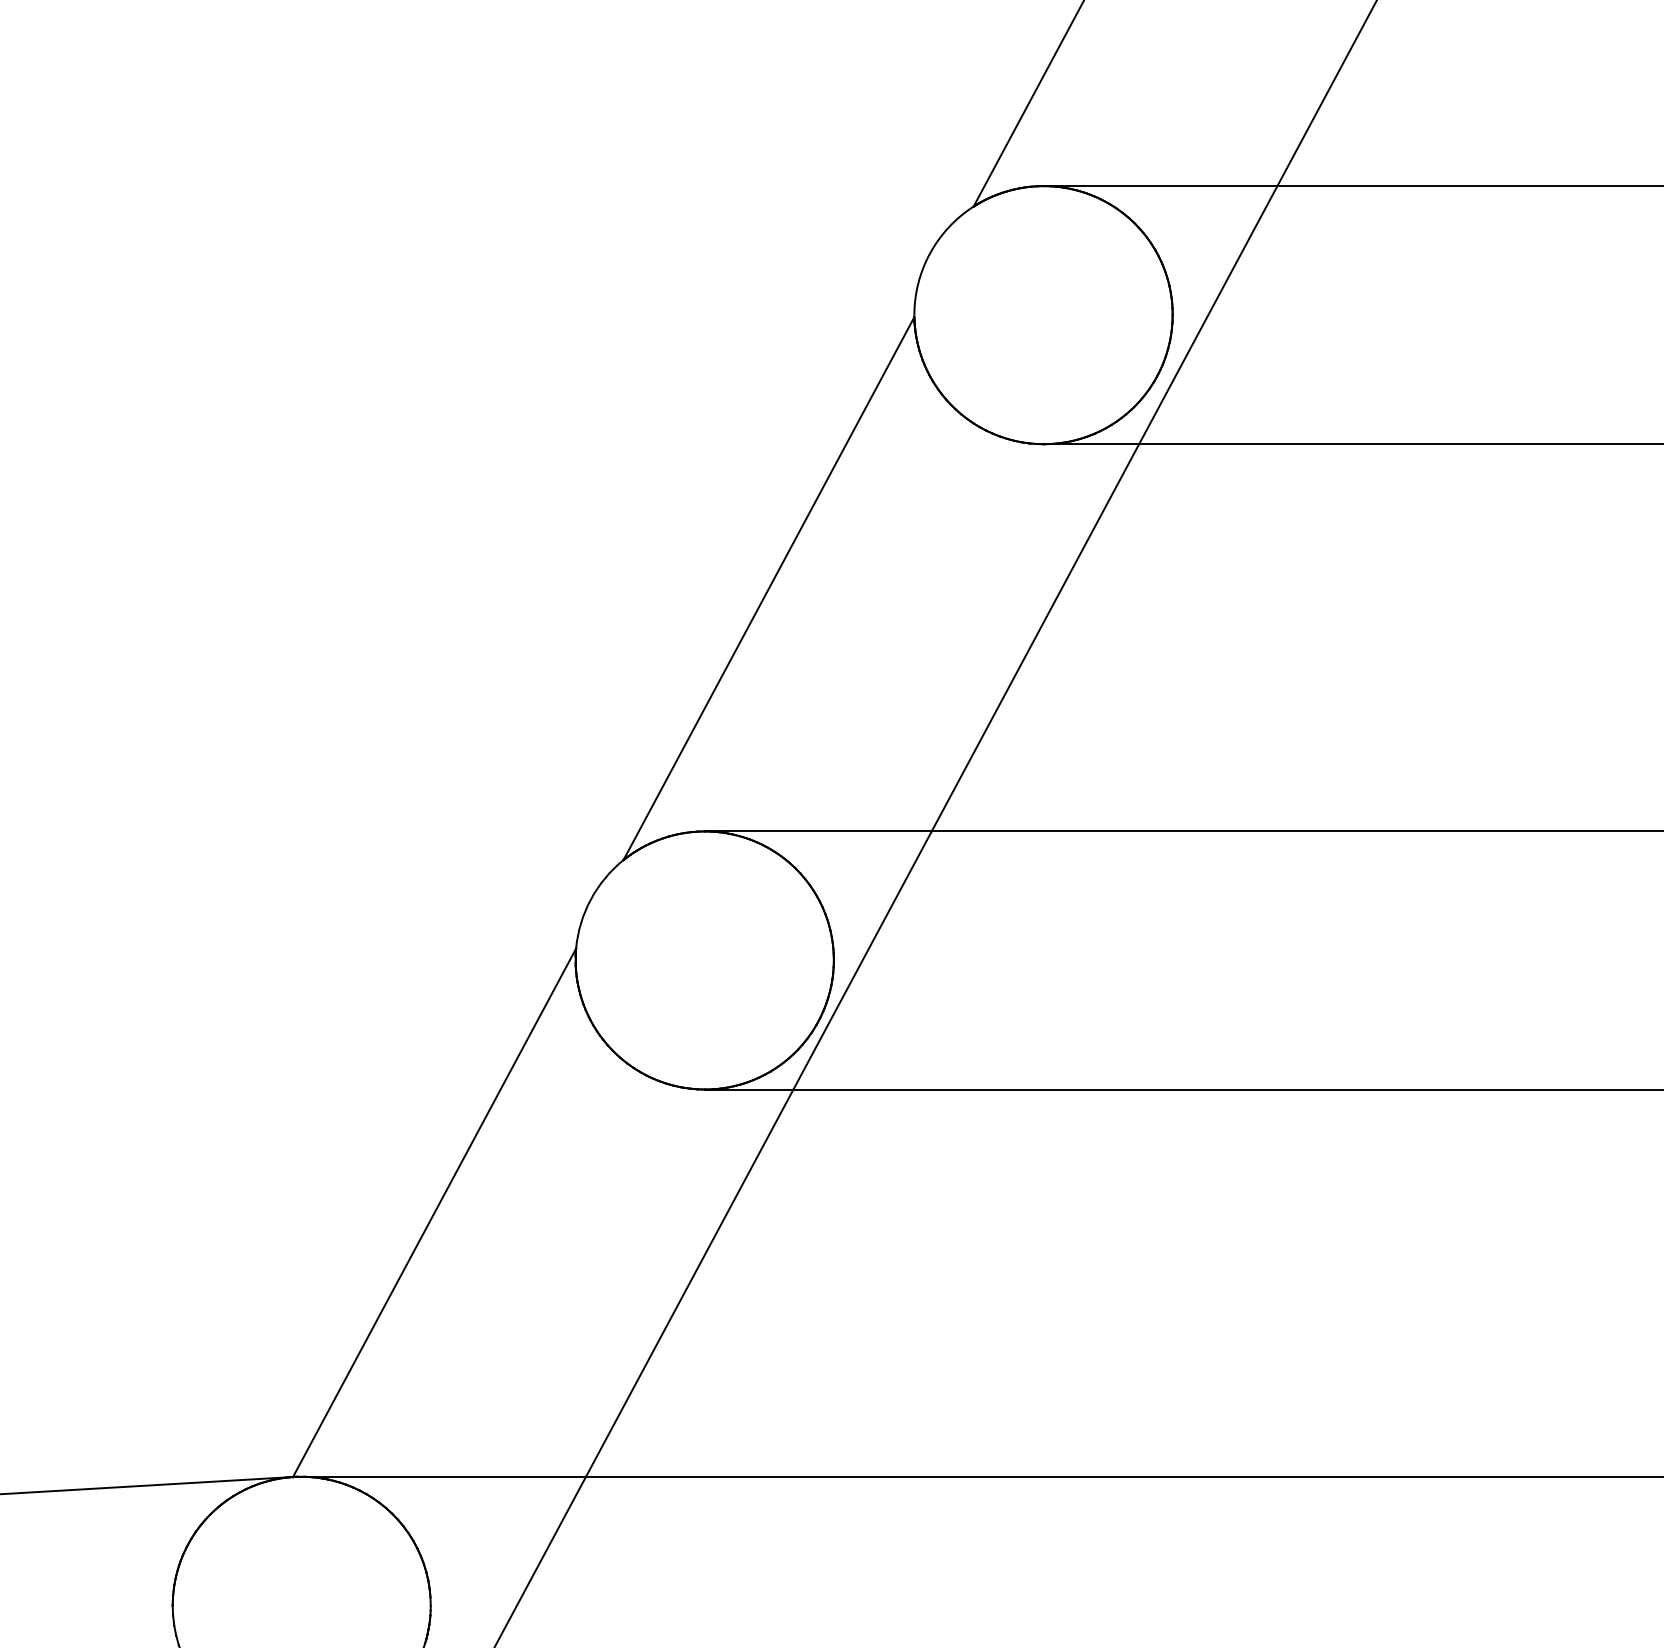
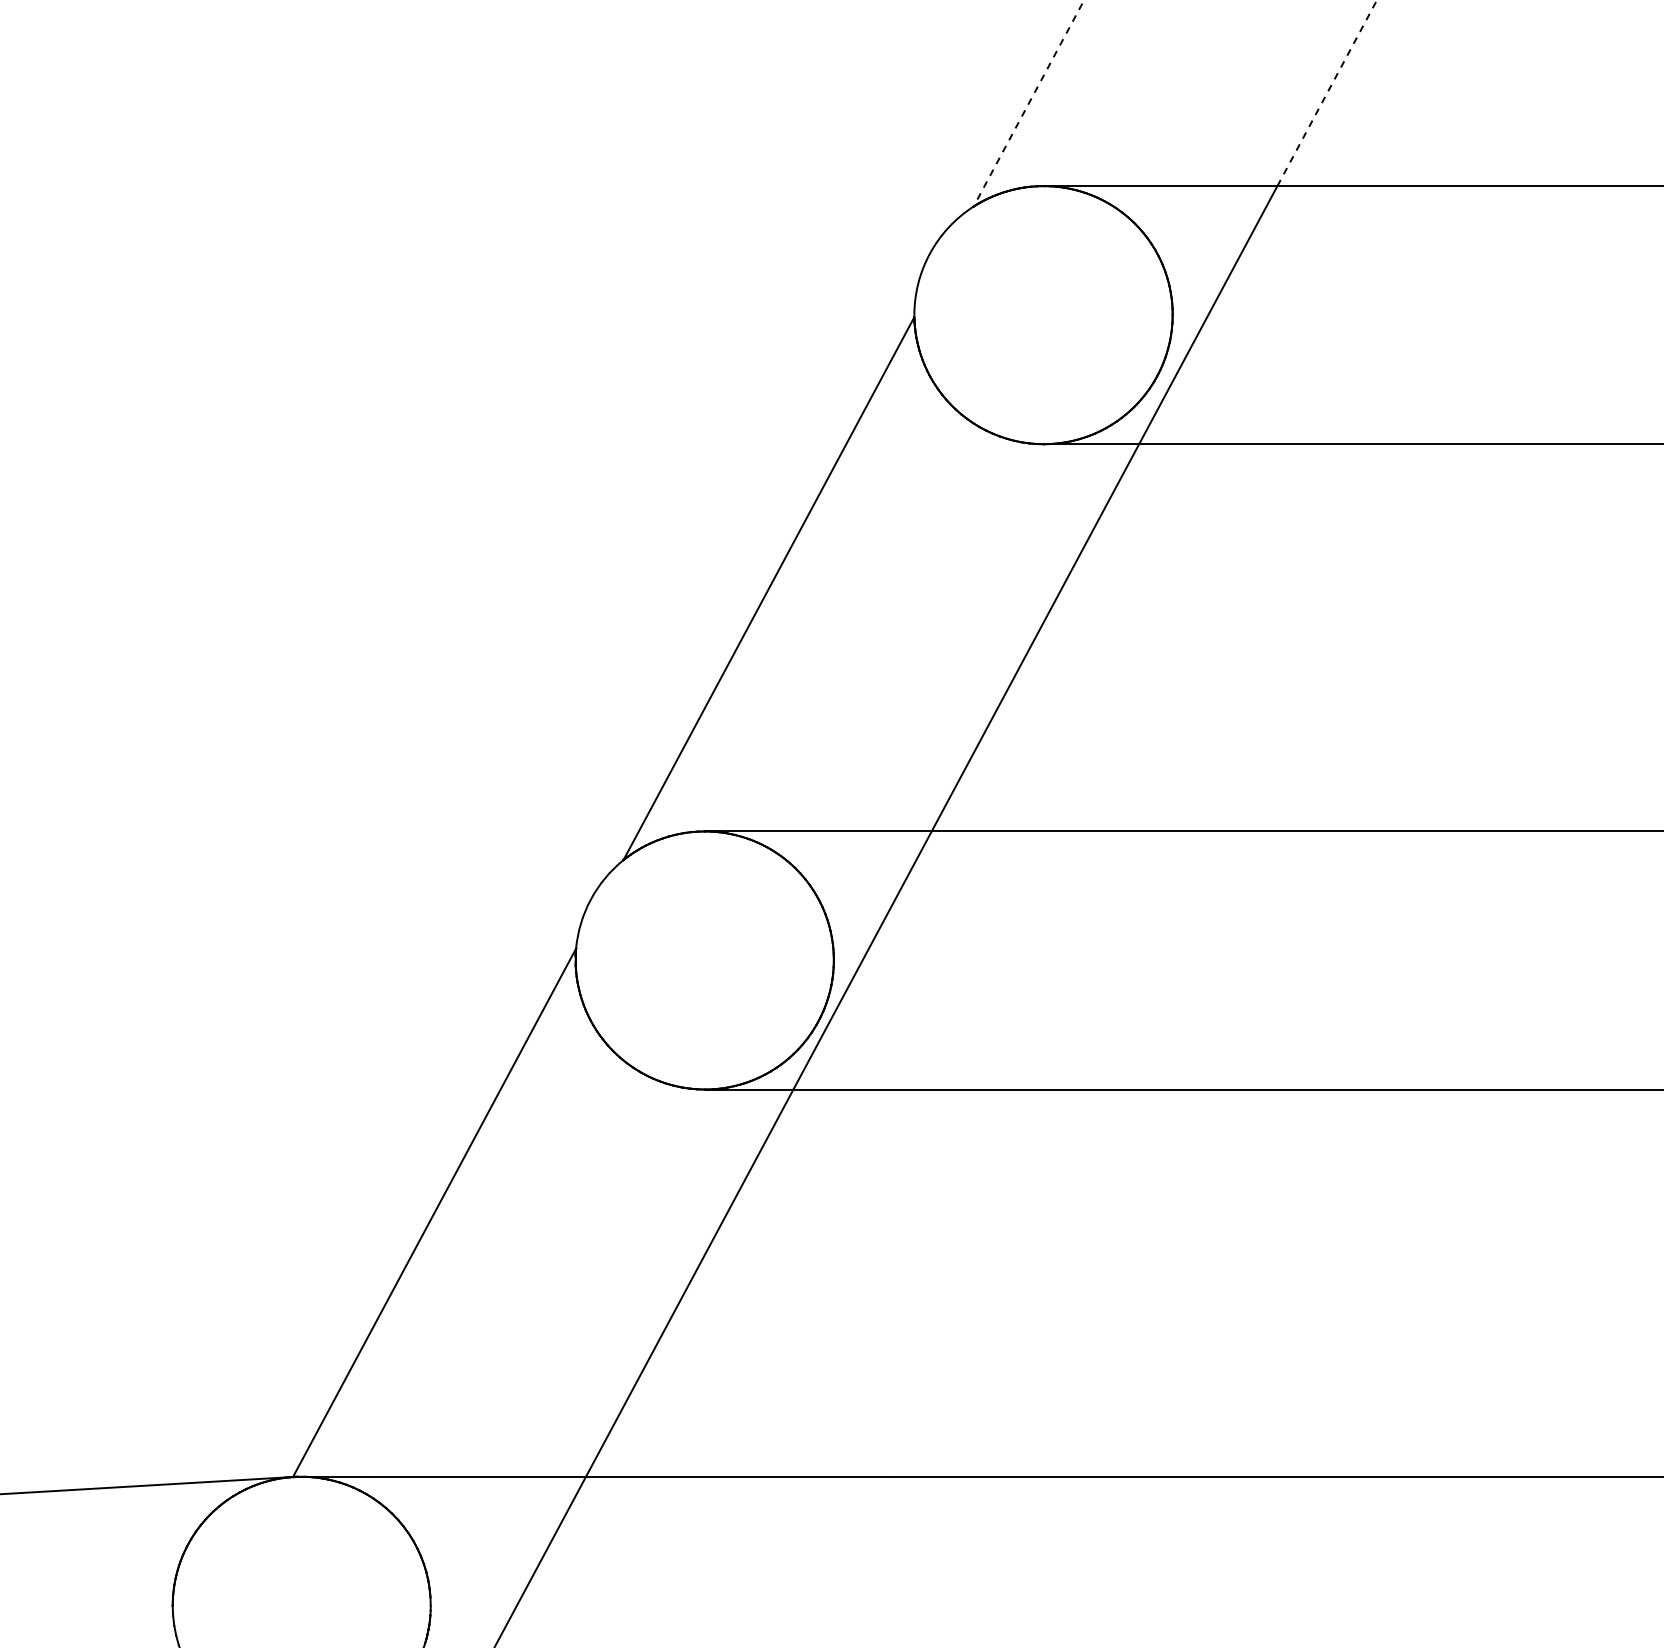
line: solid -> dashed (1327, 92)
line: solid -> dashed (1028, 103)
